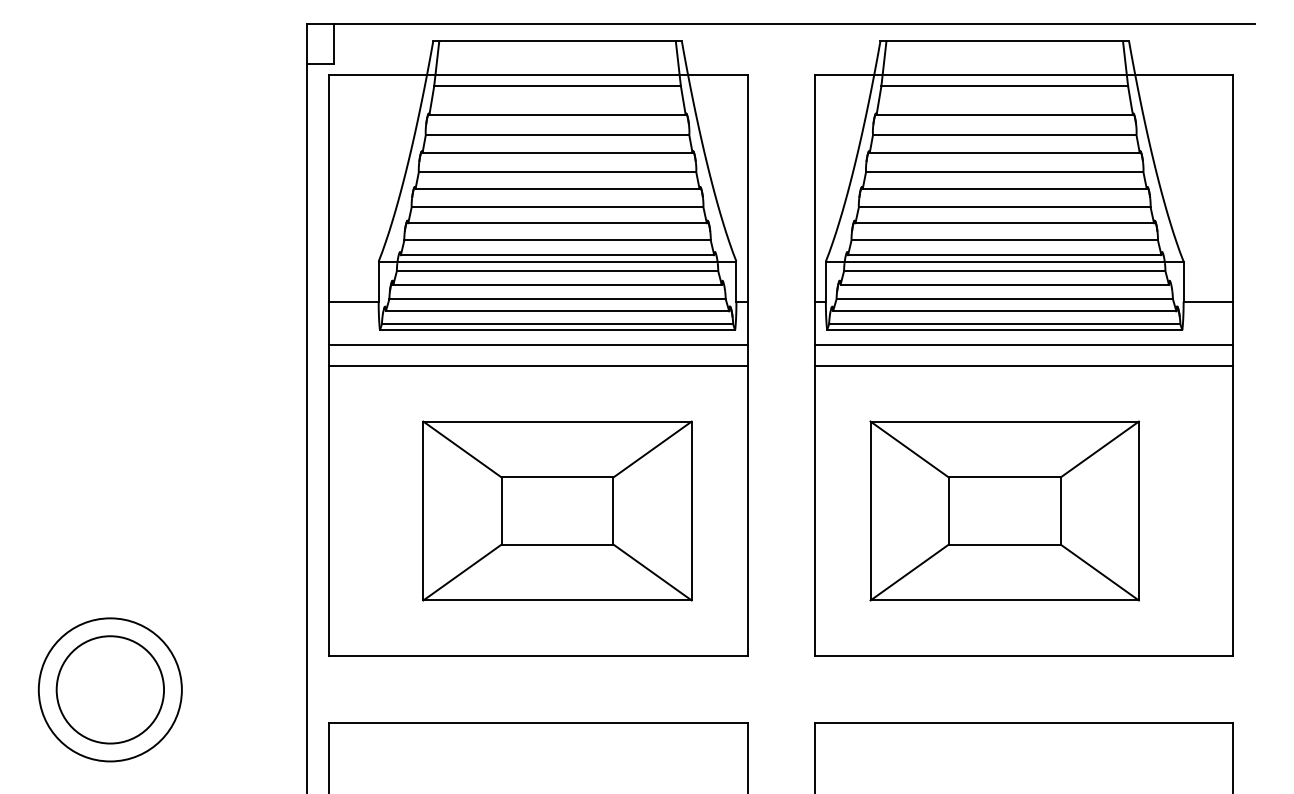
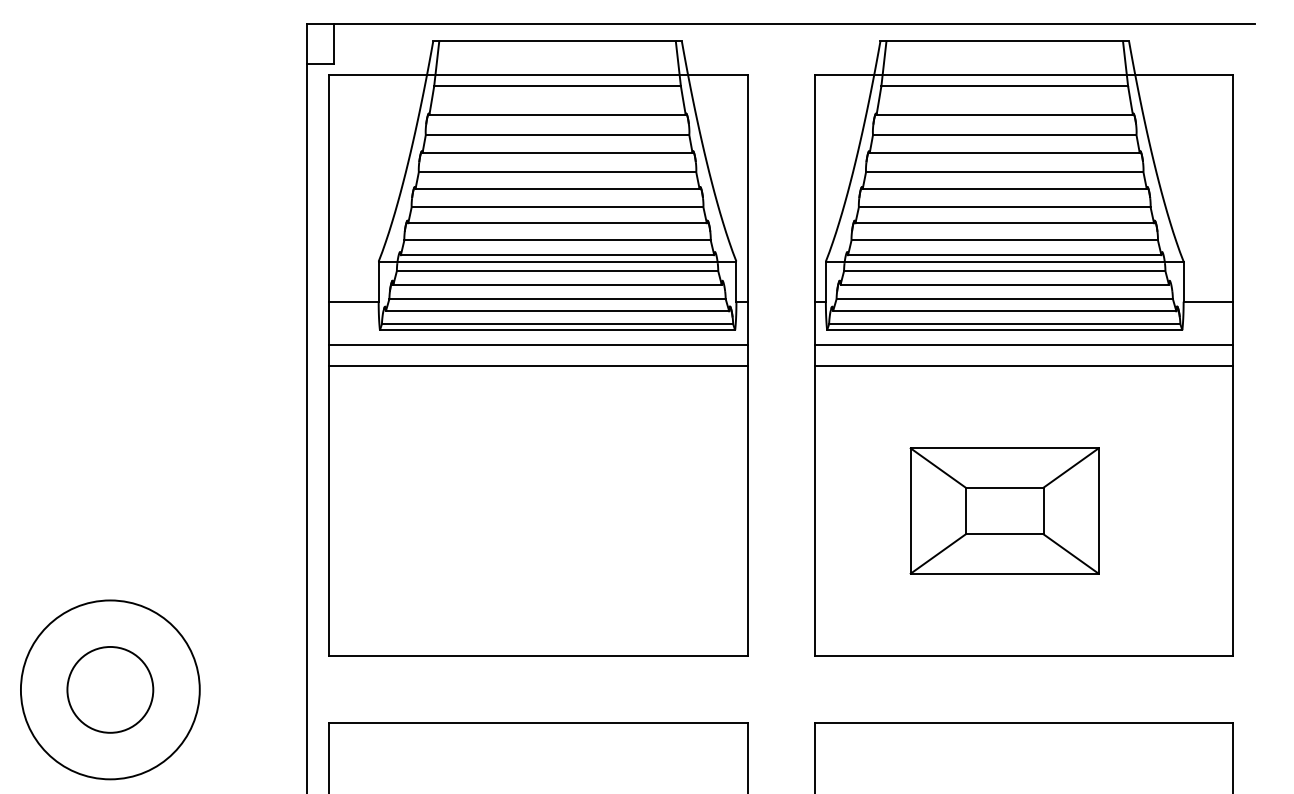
part: present -> none (557, 510)
part size: 271x182 px -> 191x128 px (1004, 510)
circle diameter: 143 px -> 179 px (109, 689)
circle diameter: 107 px -> 86 px (110, 689)
